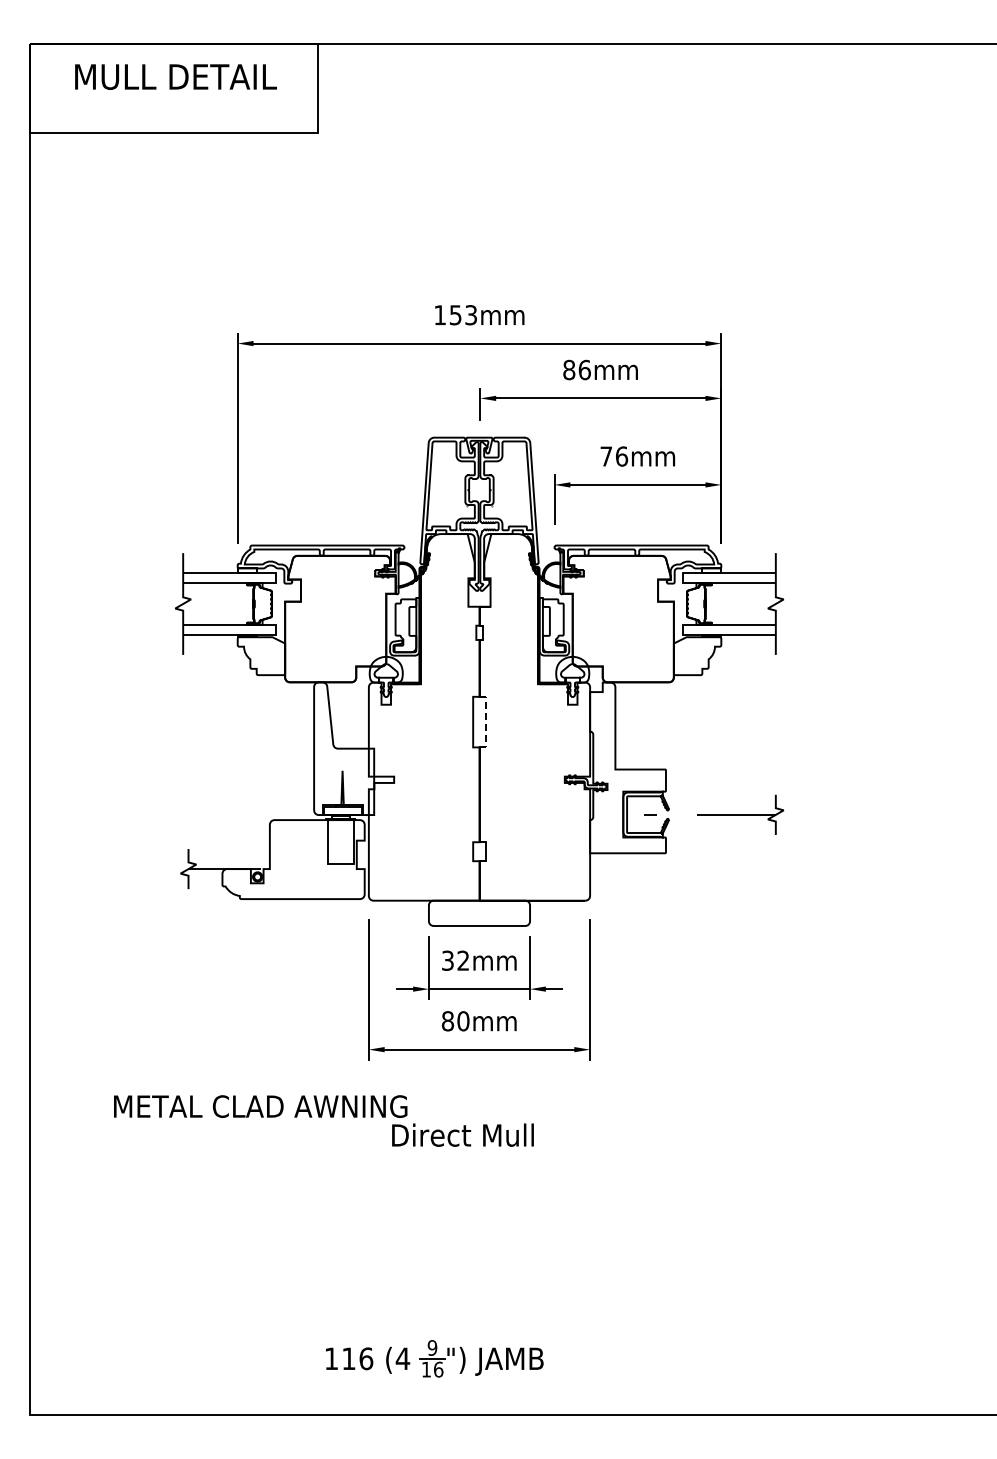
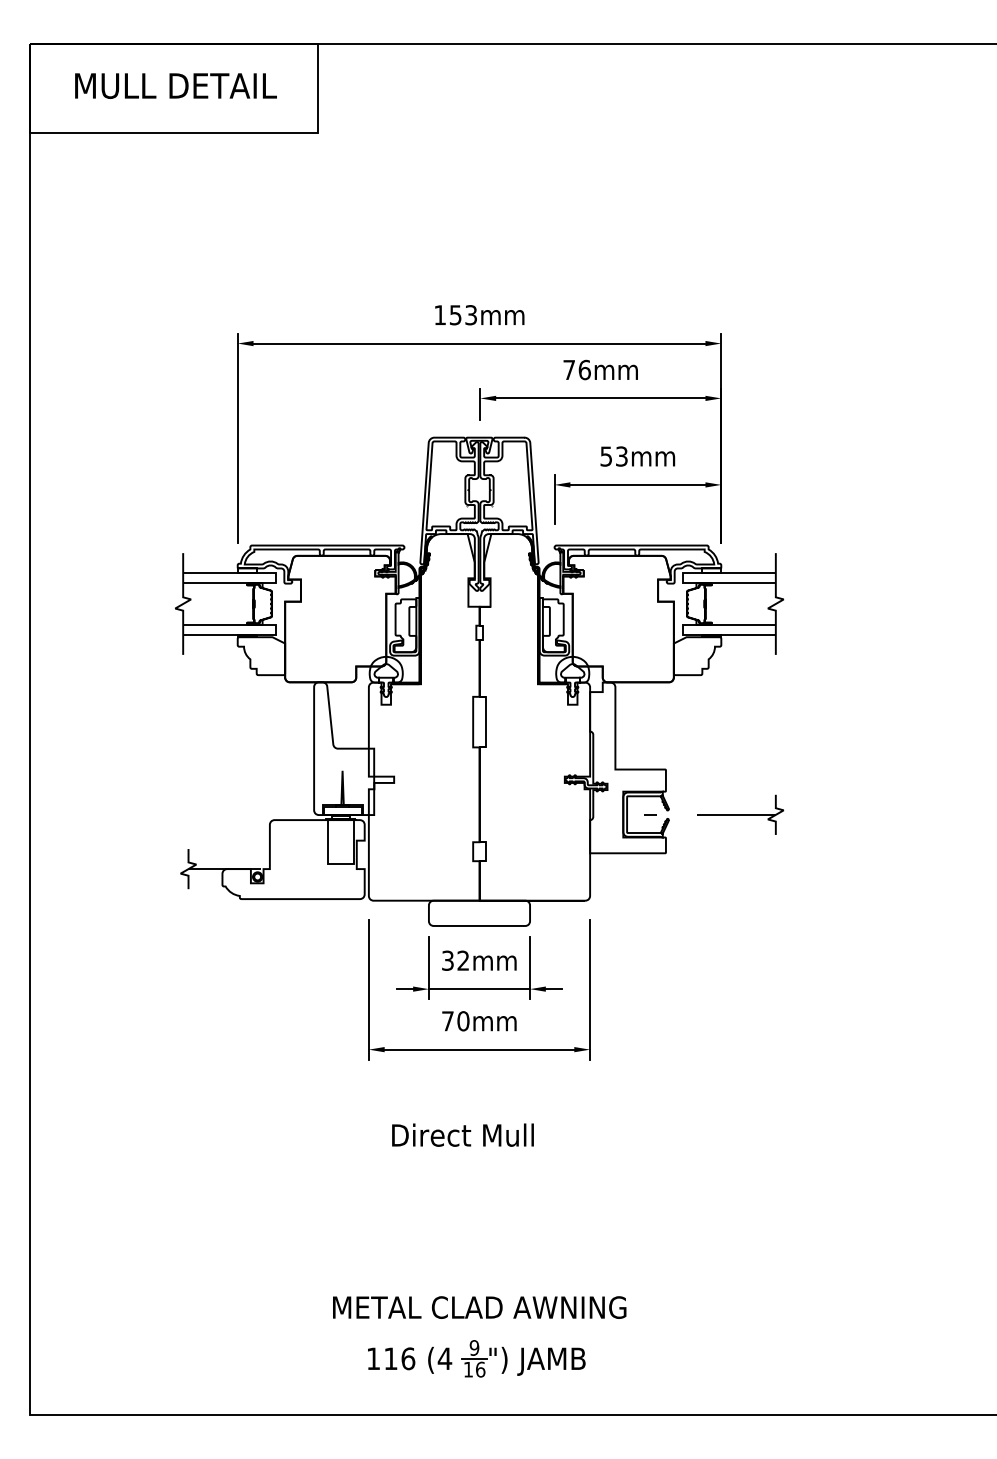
text position: (175, 76) -> (175, 85) (175, 85)
text: 86mm -> 76mm (569, 369)
text: 76mm -> 53mm (614, 456)
line: dashed -> solid (485, 722)
text: 80mm -> 70mm (447, 1021)
text position: (260, 1106) -> (479, 1307) (479, 1307)
part position: (434, 1358) -> (476, 1358) (476, 1358)
